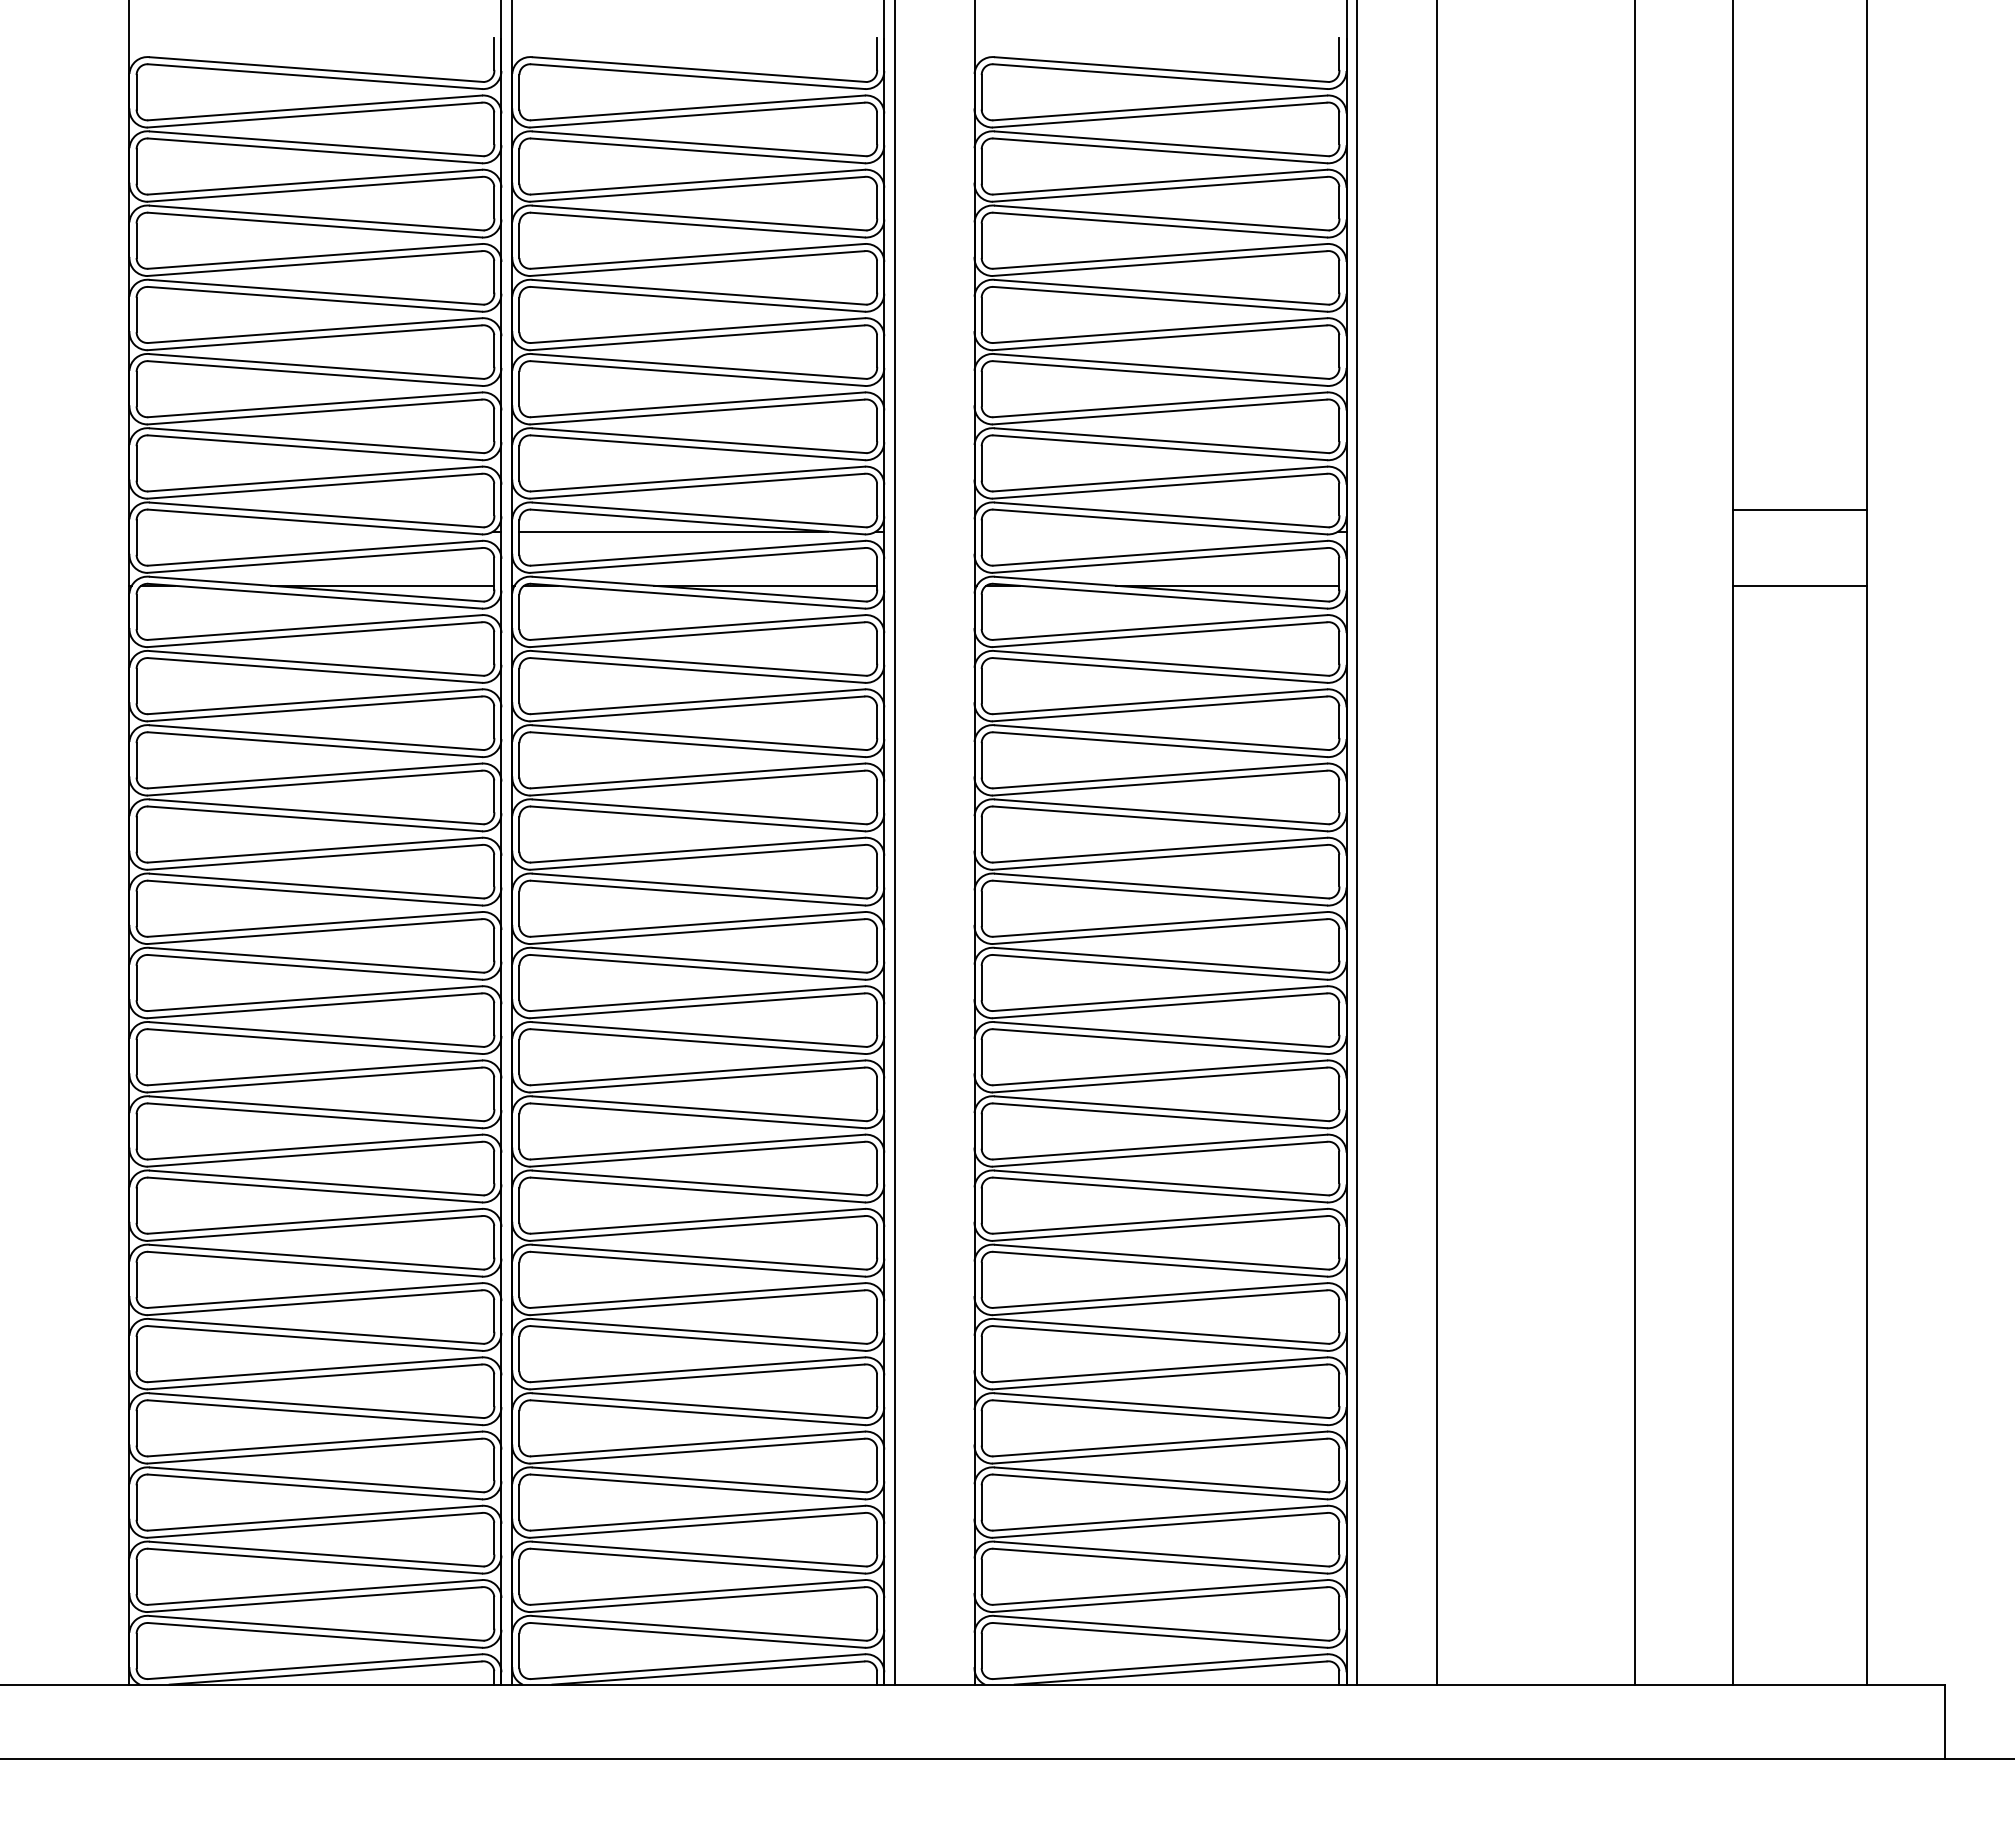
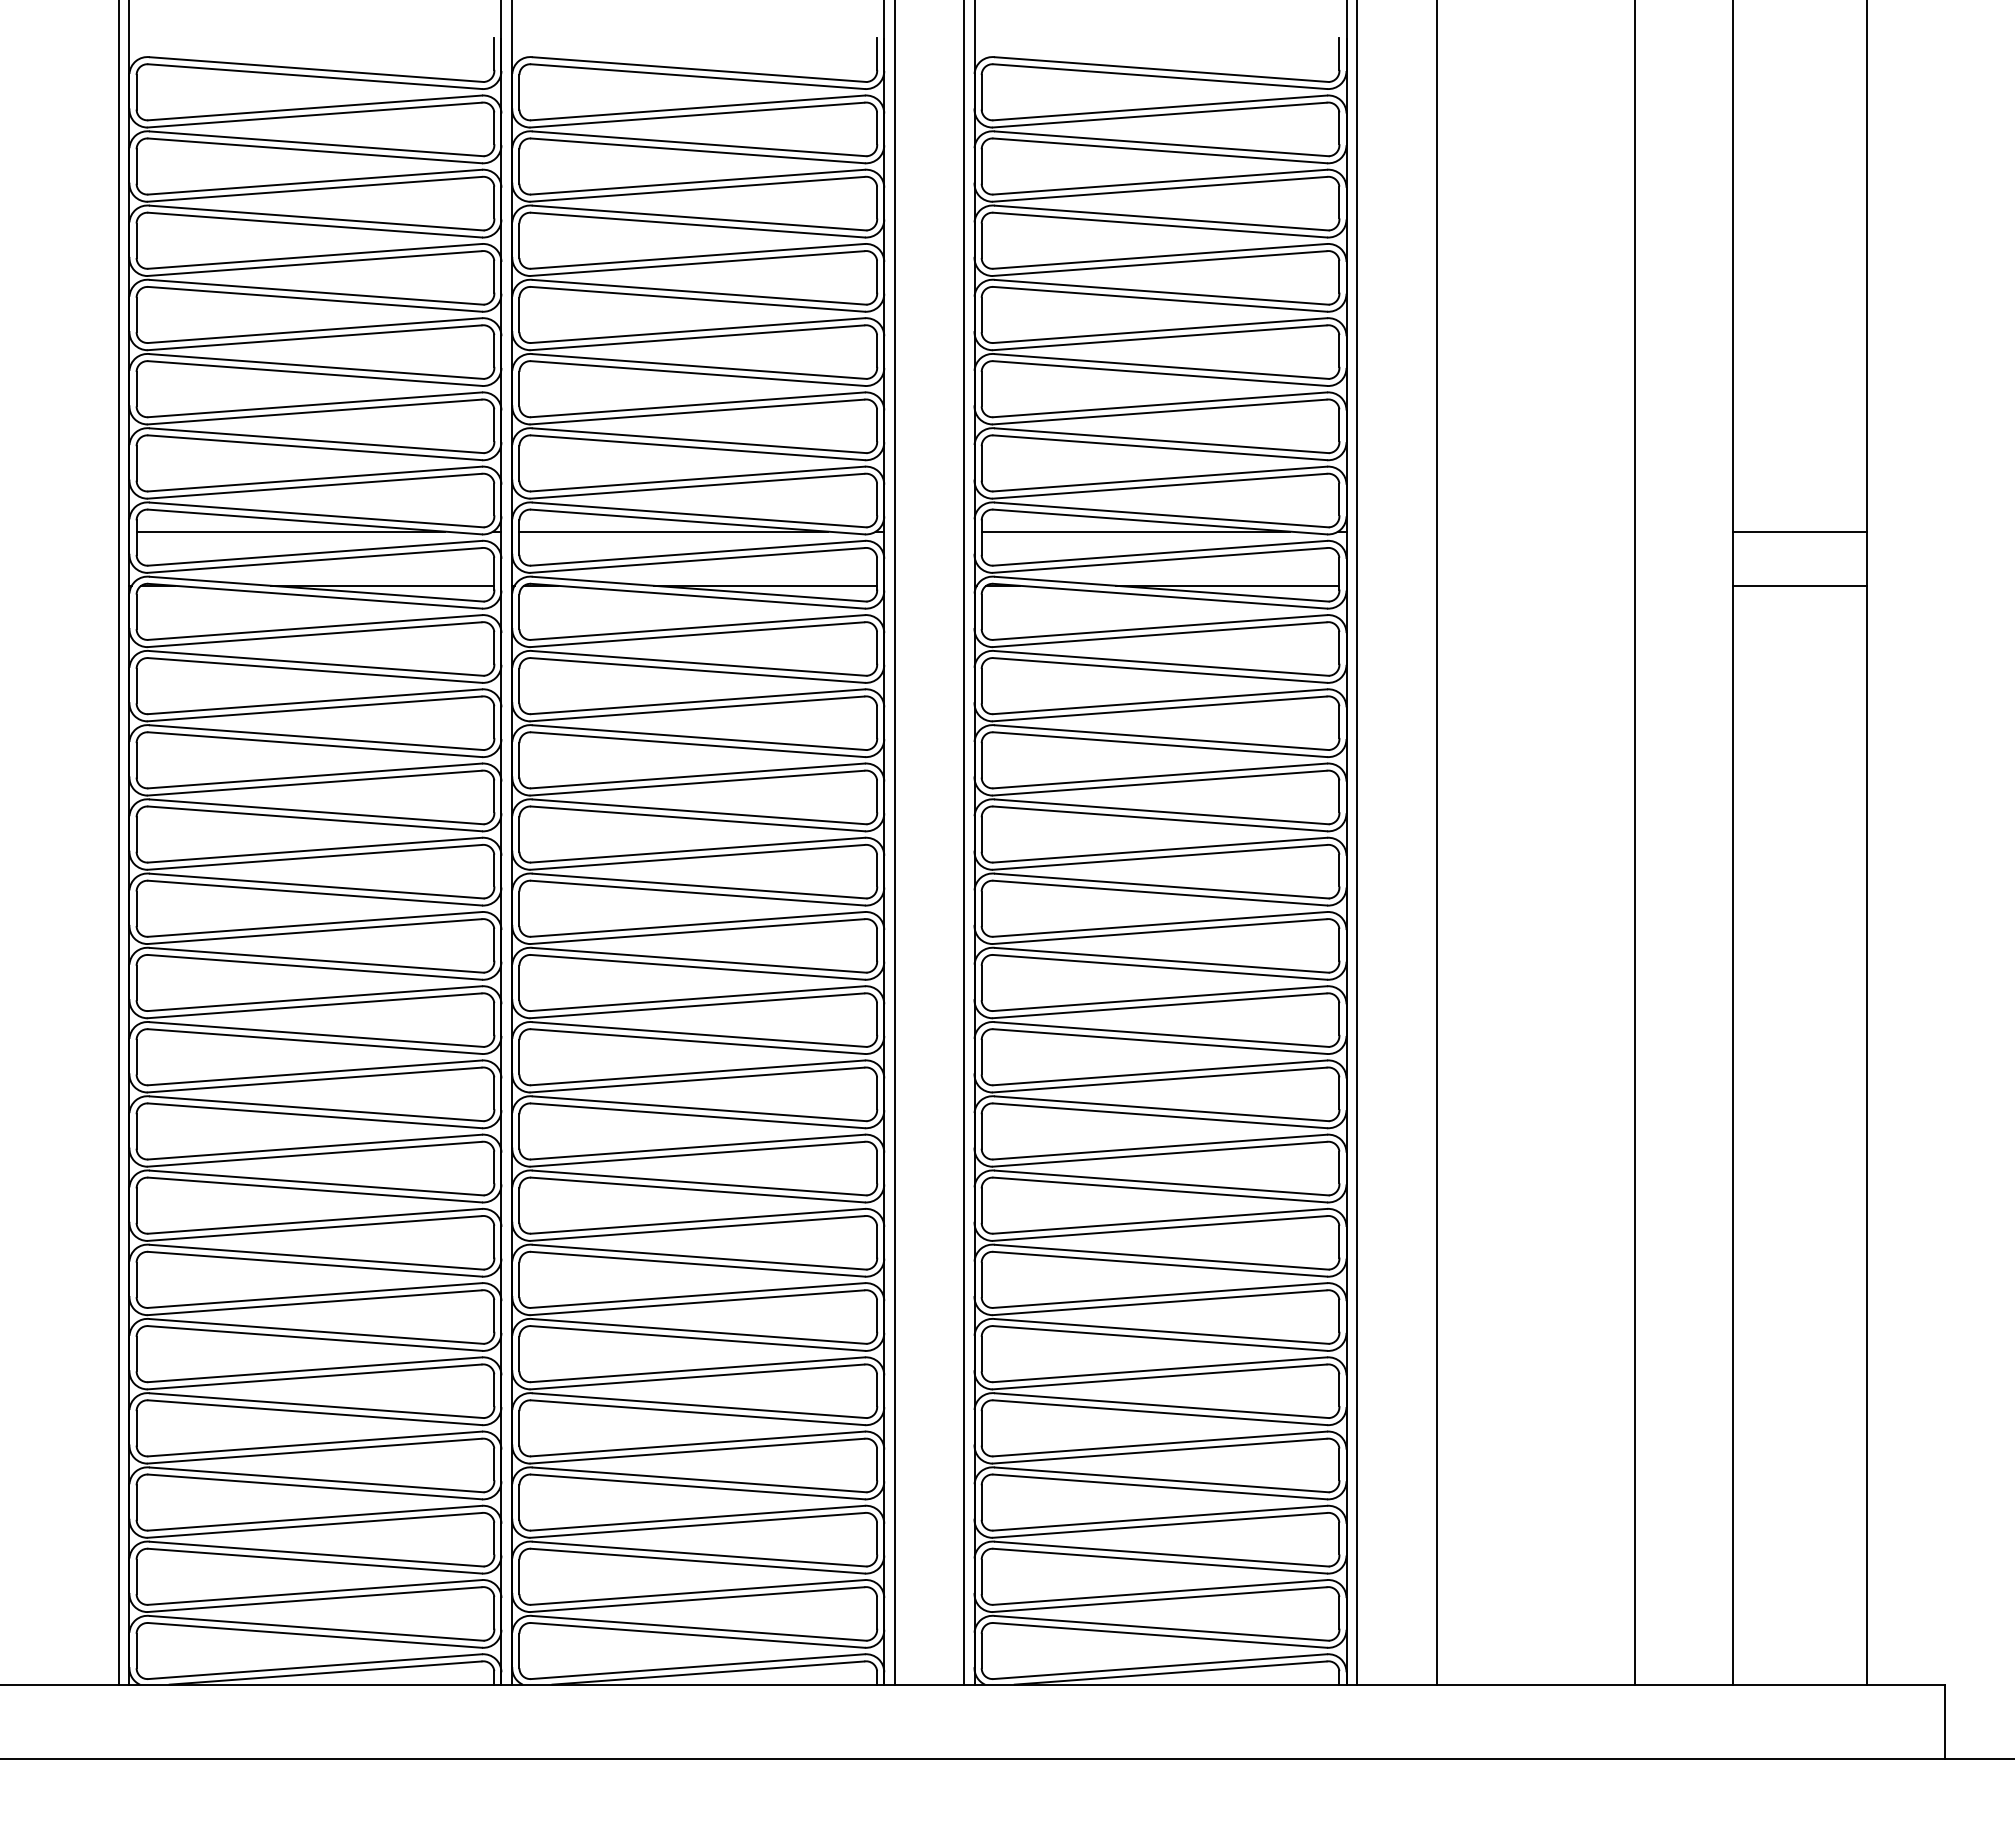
line position: (1800, 509) -> (1800, 531) (1800, 531)
line: none -> present (290, 531)
line: none -> present (1135, 531)
line: none -> present (118, 843)
line: none -> present (963, 843)
